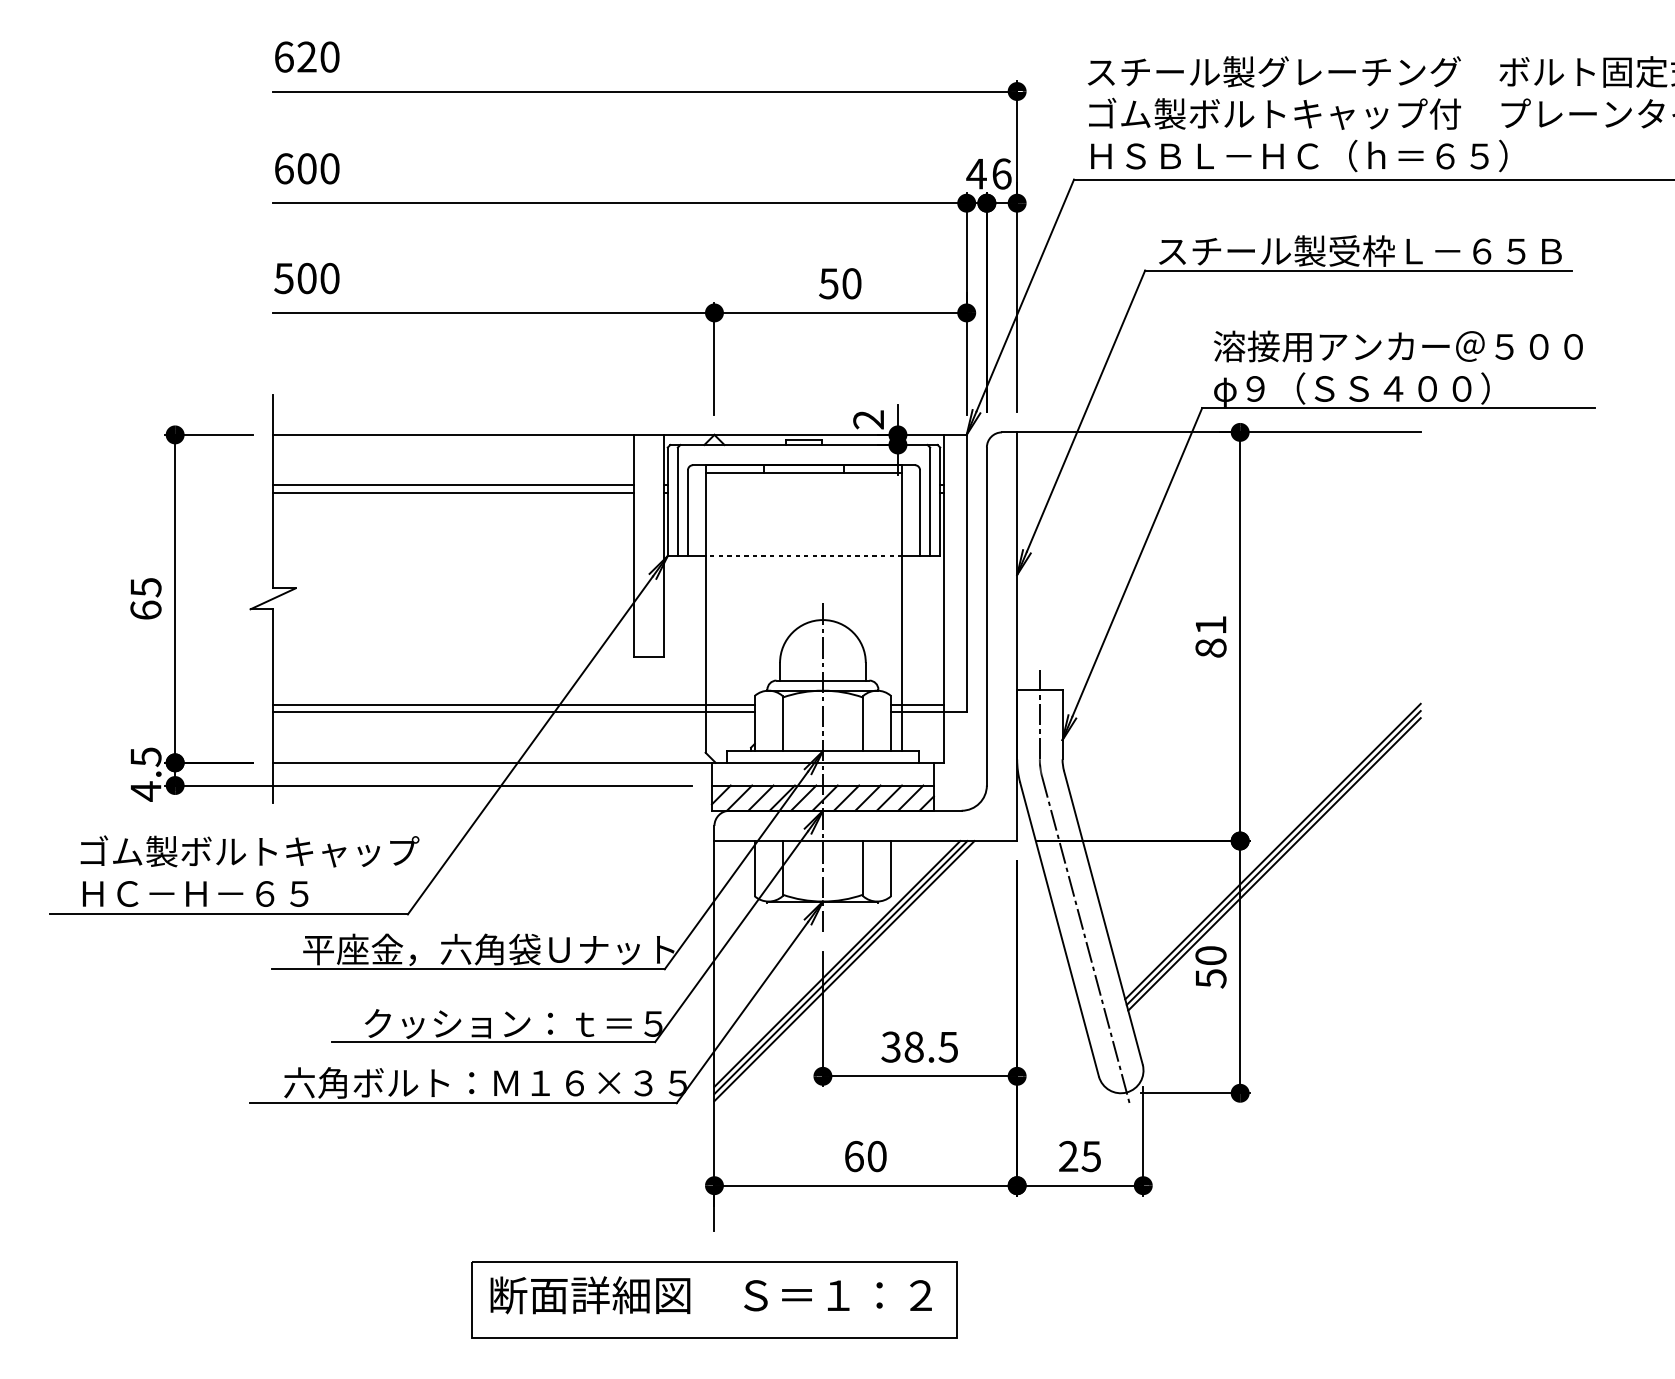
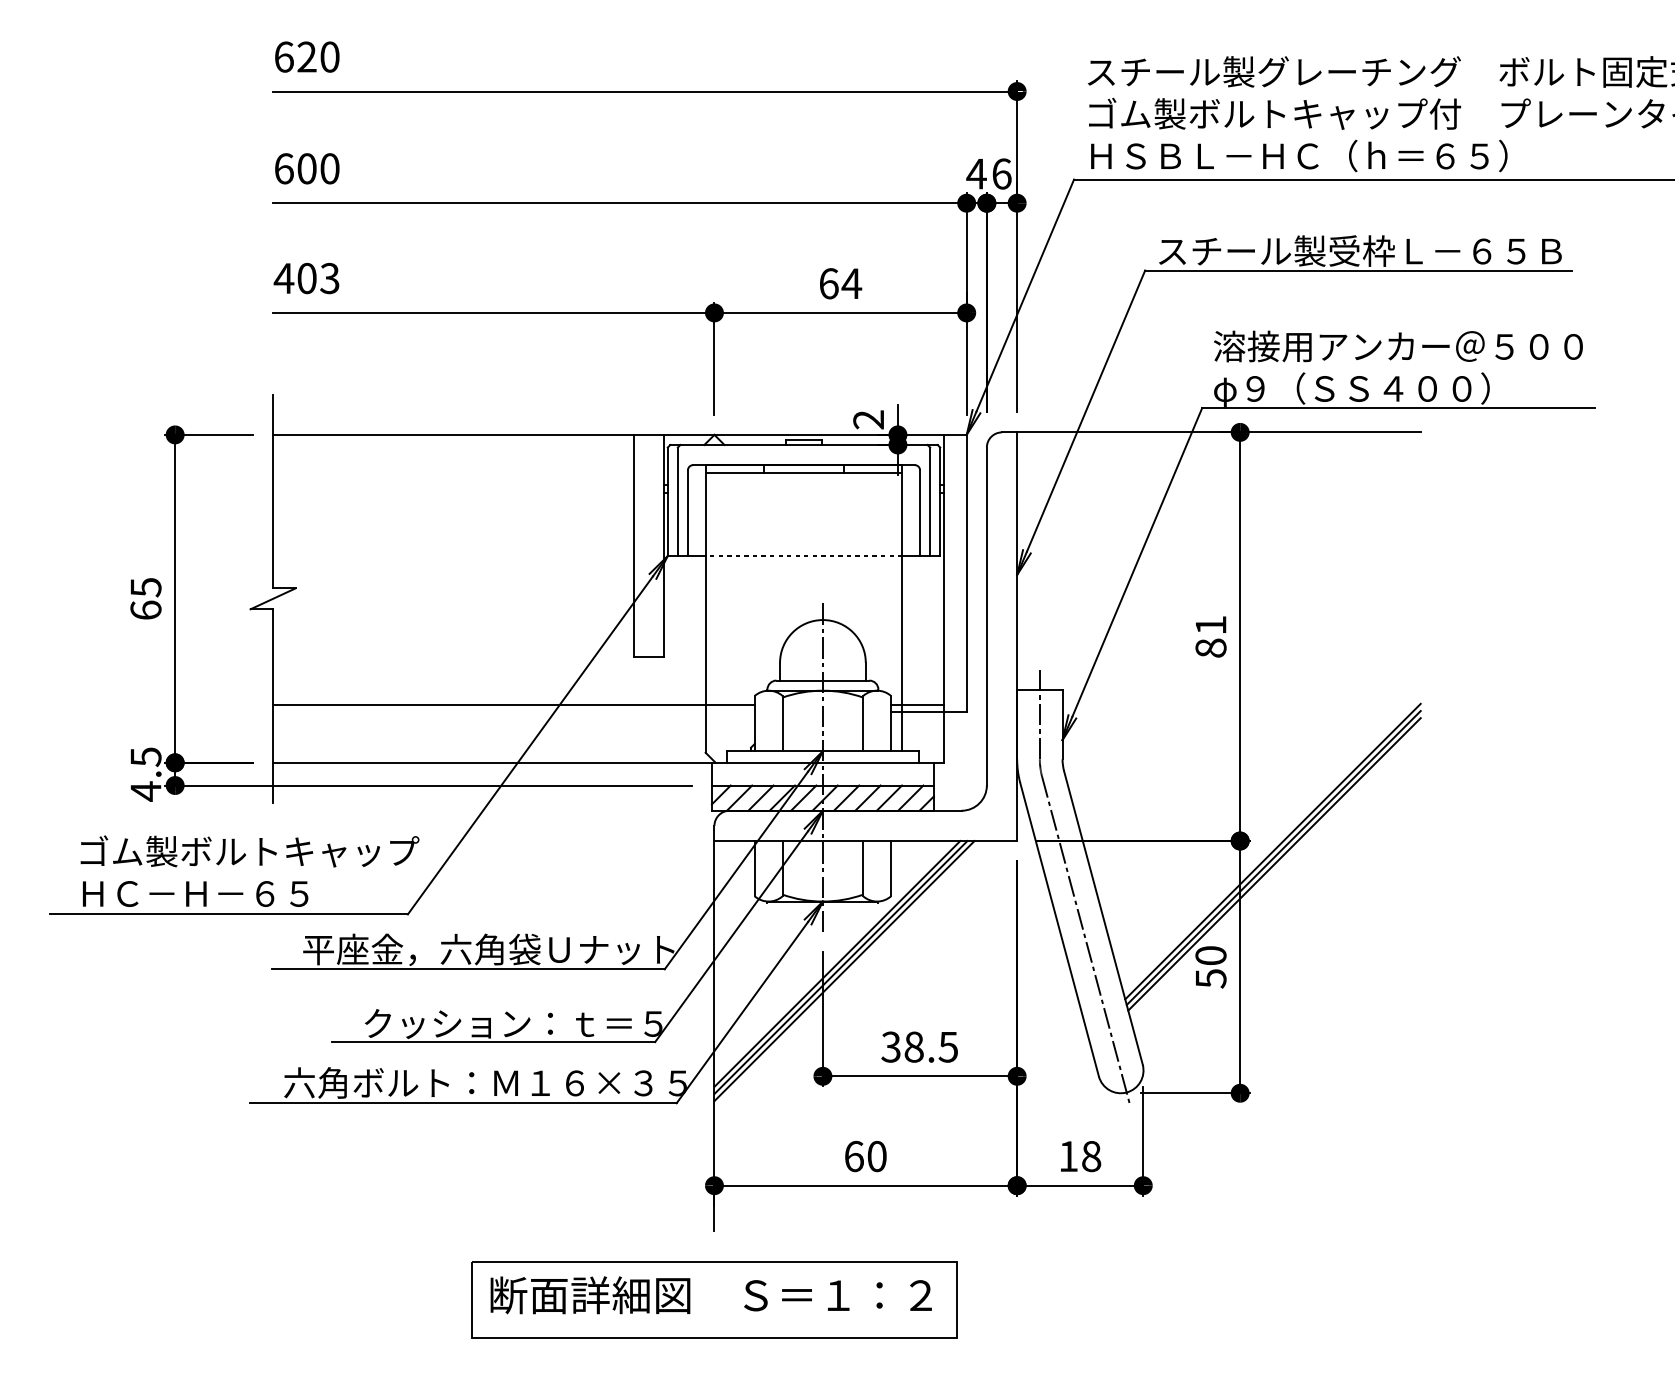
text: 500 -> 403 (306, 278)
text: 50 -> 64 (840, 283)
line: present -> none (452, 485)
line: present -> none (452, 492)
line: present -> none (513, 712)
text: 25 -> 18 (1080, 1156)
